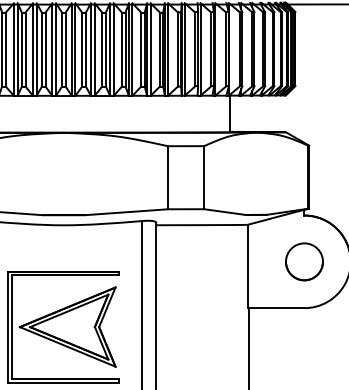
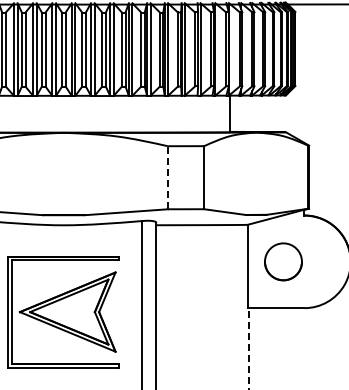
line: solid -> dashed (167, 177)
circle position: (304, 261) -> (283, 261) (283, 261)
part position: (63, 327) -> (63, 312) (63, 312)
line: solid -> dashed (248, 348)
